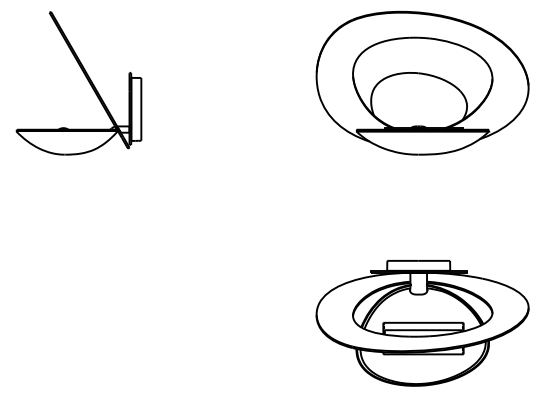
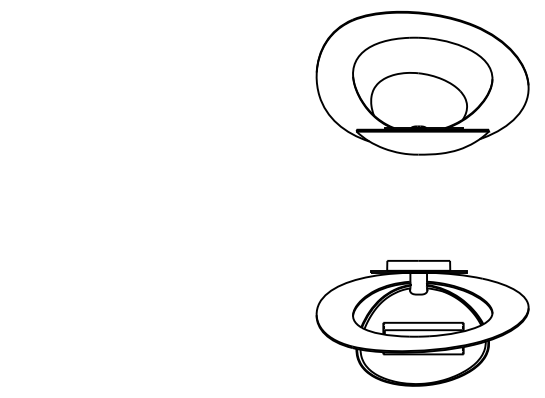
part: present -> none (85, 77)
